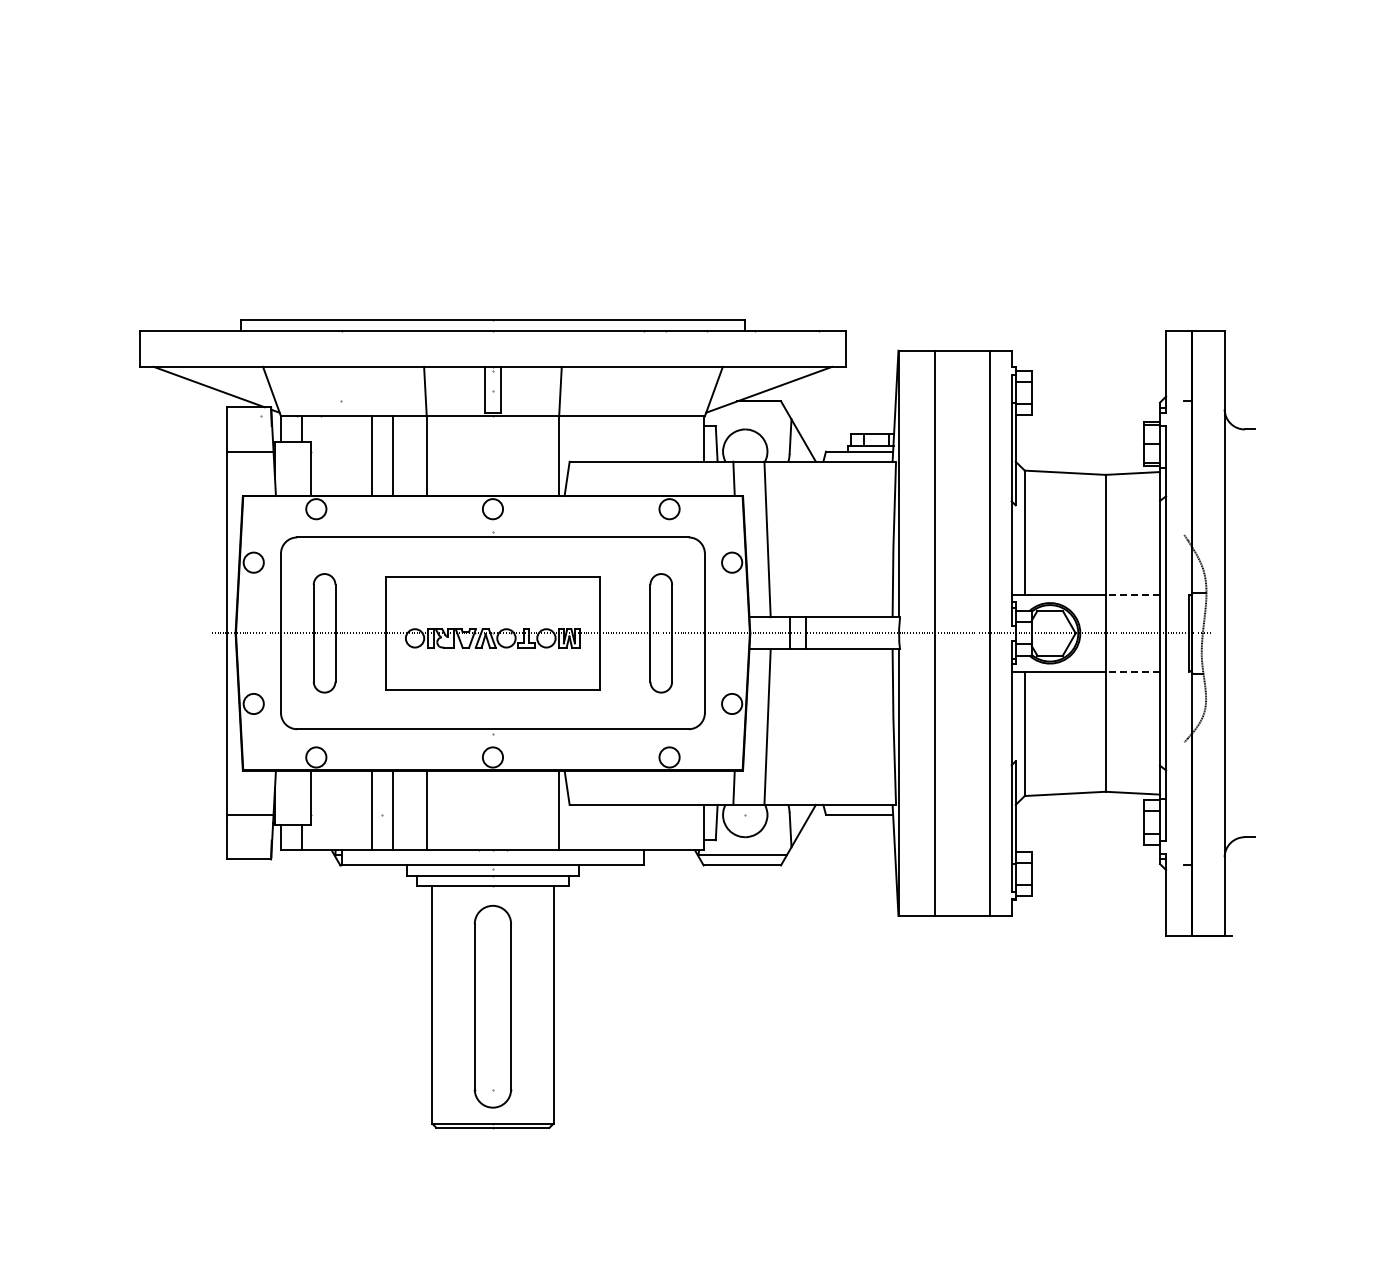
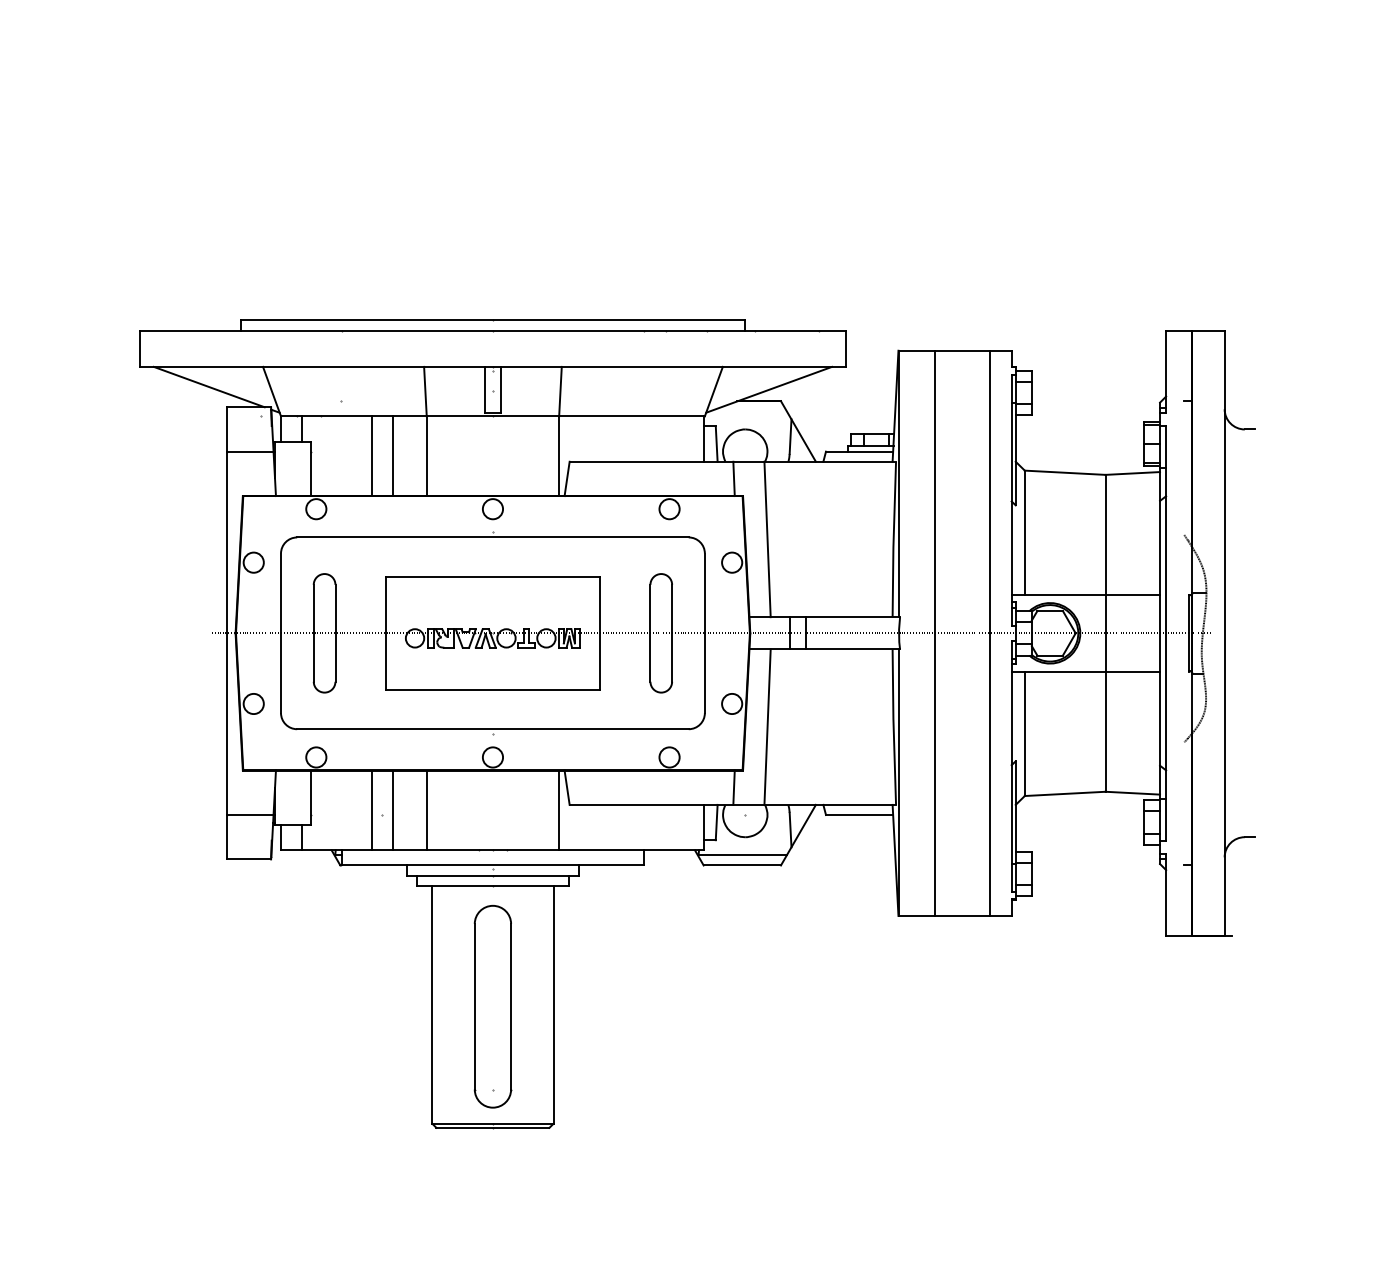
line: dashed -> solid (1132, 594)
line: dashed -> solid (1132, 671)
